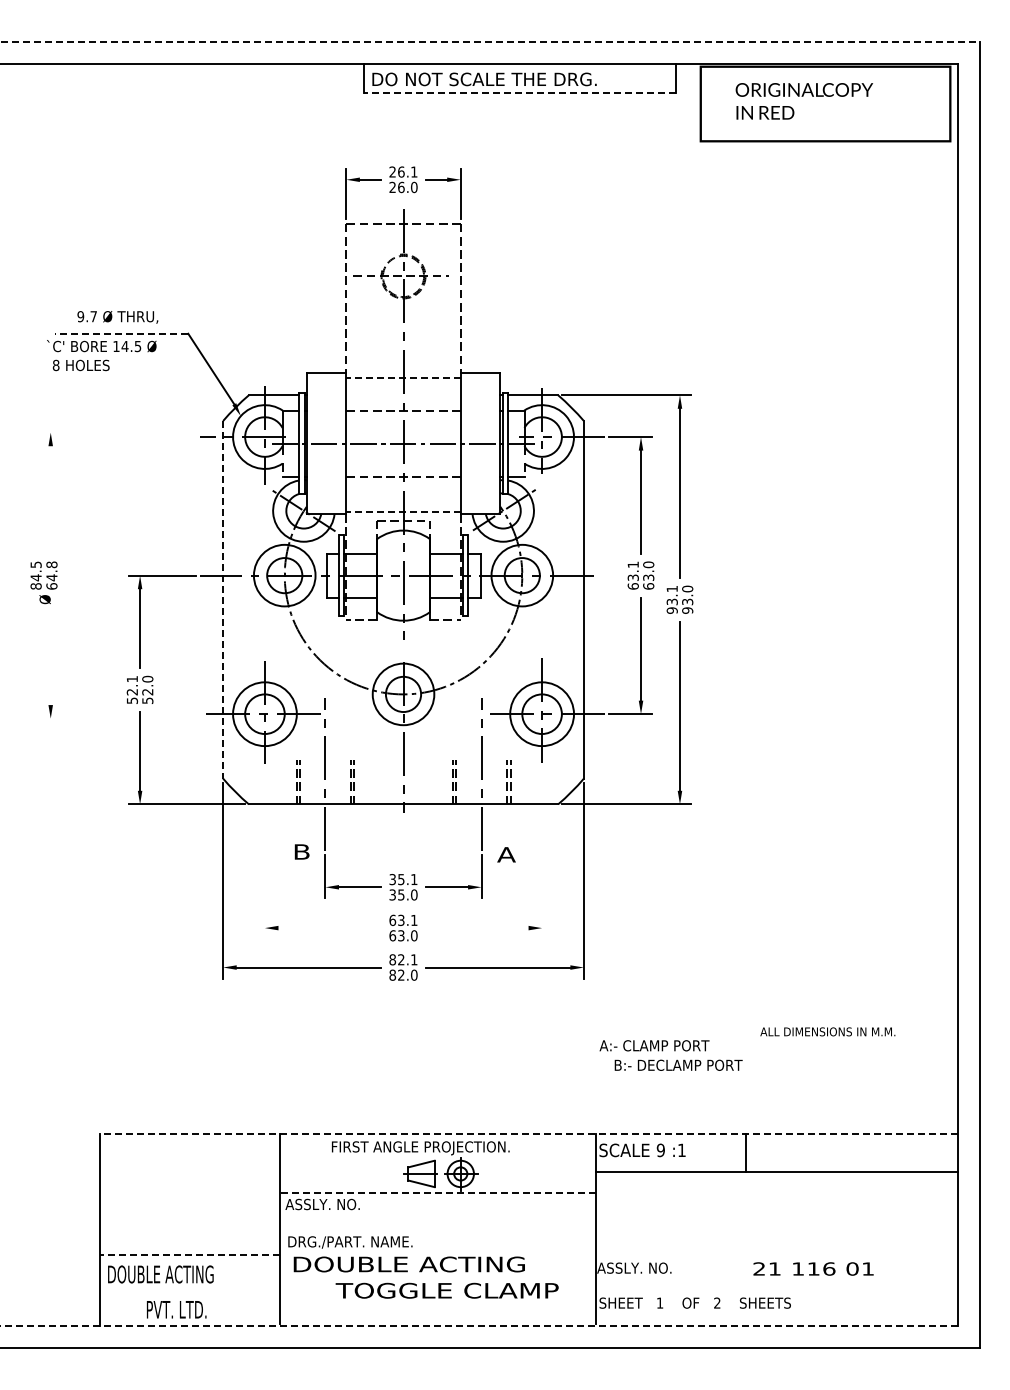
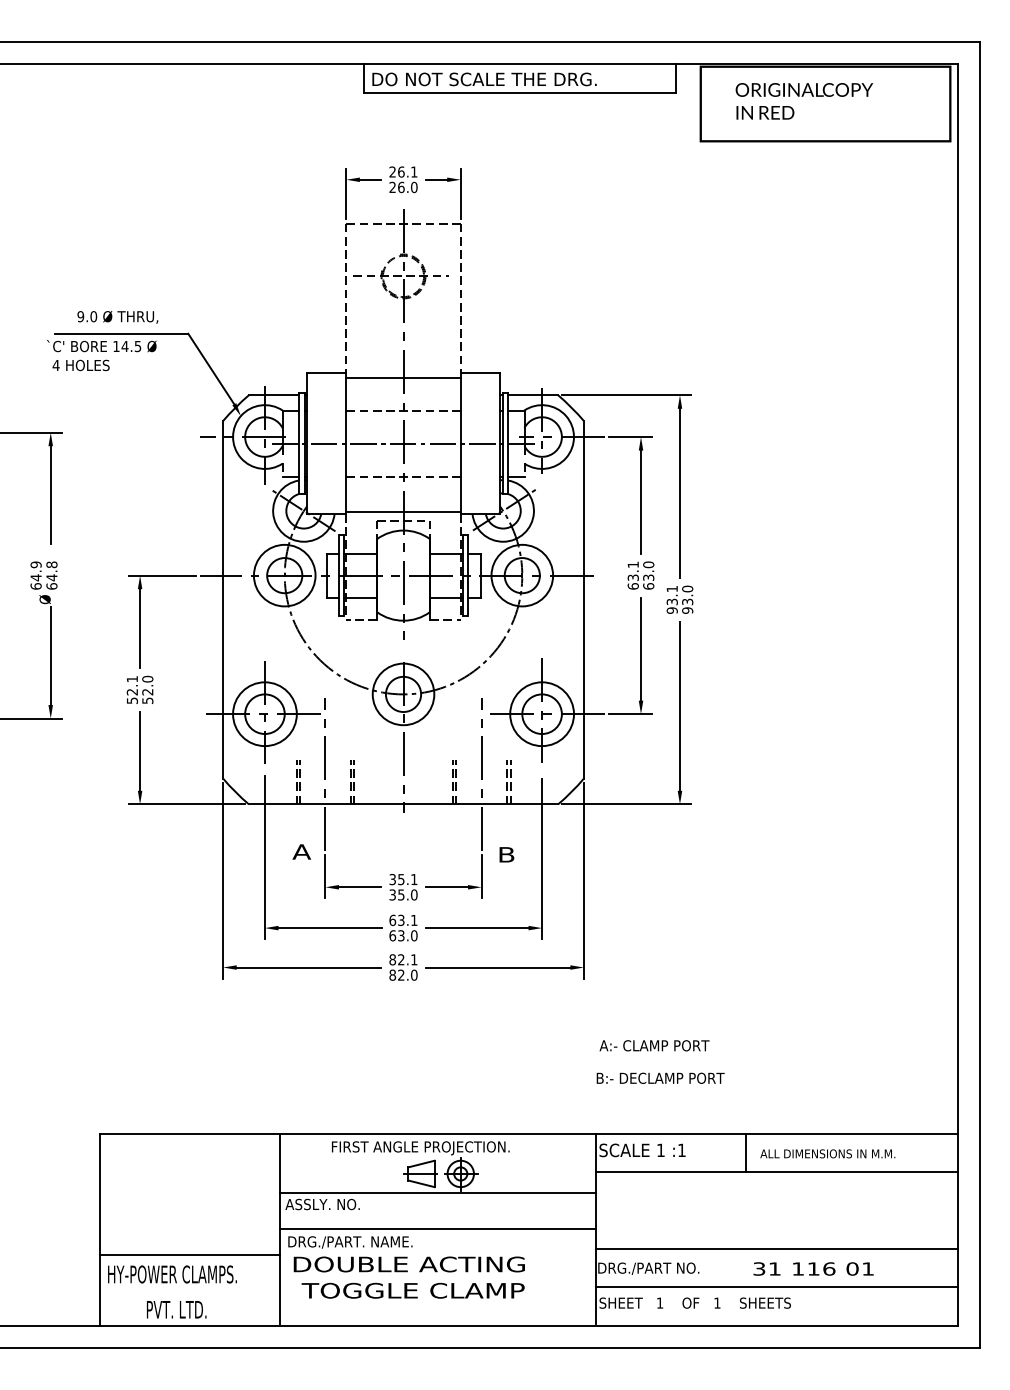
line: dashed -> solid (490, 41)
line: dashed -> solid (519, 93)
text: 9.7 -> 9.0 (93, 316)
line: dashed -> solid (121, 333)
text: 8 -> 4 (55, 365)
line: dashed -> solid (403, 377)
line: none -> present (31, 432)
line: none -> present (50, 494)
line: dashed -> solid (403, 512)
text: 84.5 -> 64.9 (35, 575)
line: dashed -> solid (223, 599)
line: none -> present (50, 656)
line: none -> present (31, 718)
text: B -> A (301, 851)
text: A -> B (506, 854)
line: none -> present (264, 857)
line: none -> present (542, 859)
line: none -> present (329, 928)
line: none -> present (476, 928)
text position: (827, 1031) -> (827, 1153) (827, 1153)
text position: (678, 1064) -> (660, 1077) (660, 1077)
line: dashed -> solid (528, 1133)
text: 9 -> 1 (660, 1150)
line: dashed -> solid (437, 1193)
line: none -> present (437, 1229)
line: none -> present (776, 1248)
line: dashed -> solid (189, 1255)
text: ASSLY. NO. -> DRG./PART NO. (648, 1268)
text: 21 -> 31 (759, 1268)
text: DOUBLE ACTING -> HY-POWER CLAMPS. (172, 1274)
line: none -> present (776, 1286)
text position: (446, 1290) -> (412, 1290) (412, 1290)
text: 2 -> 1 (717, 1302)
line: dashed -> solid (478, 1326)
